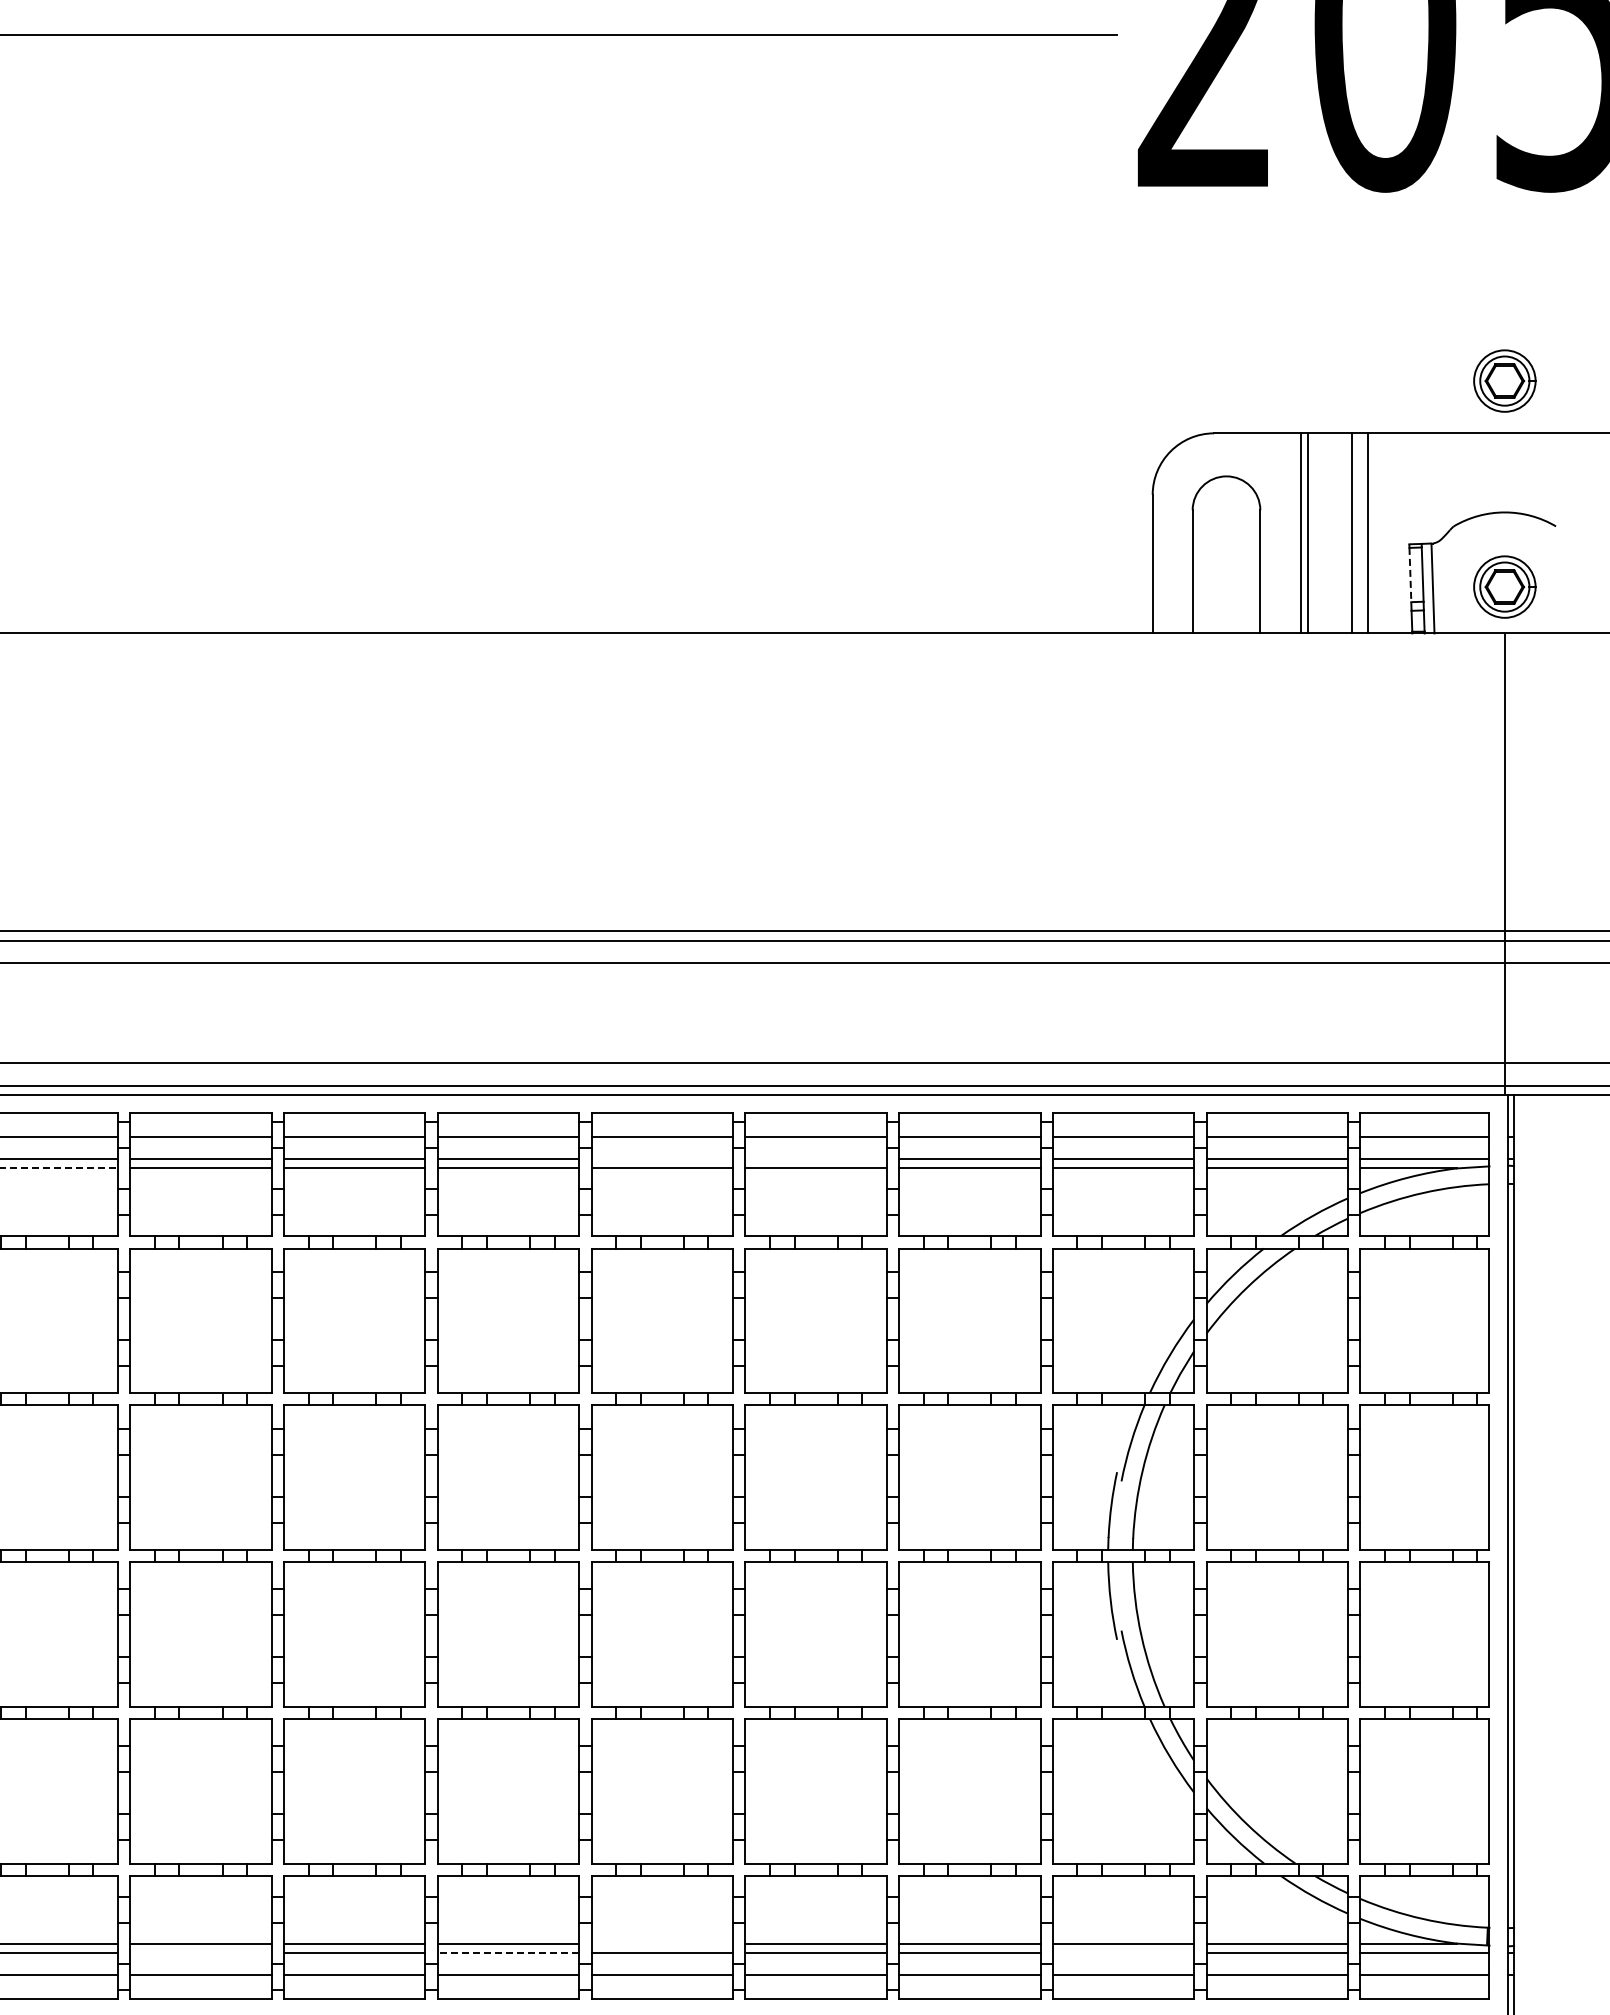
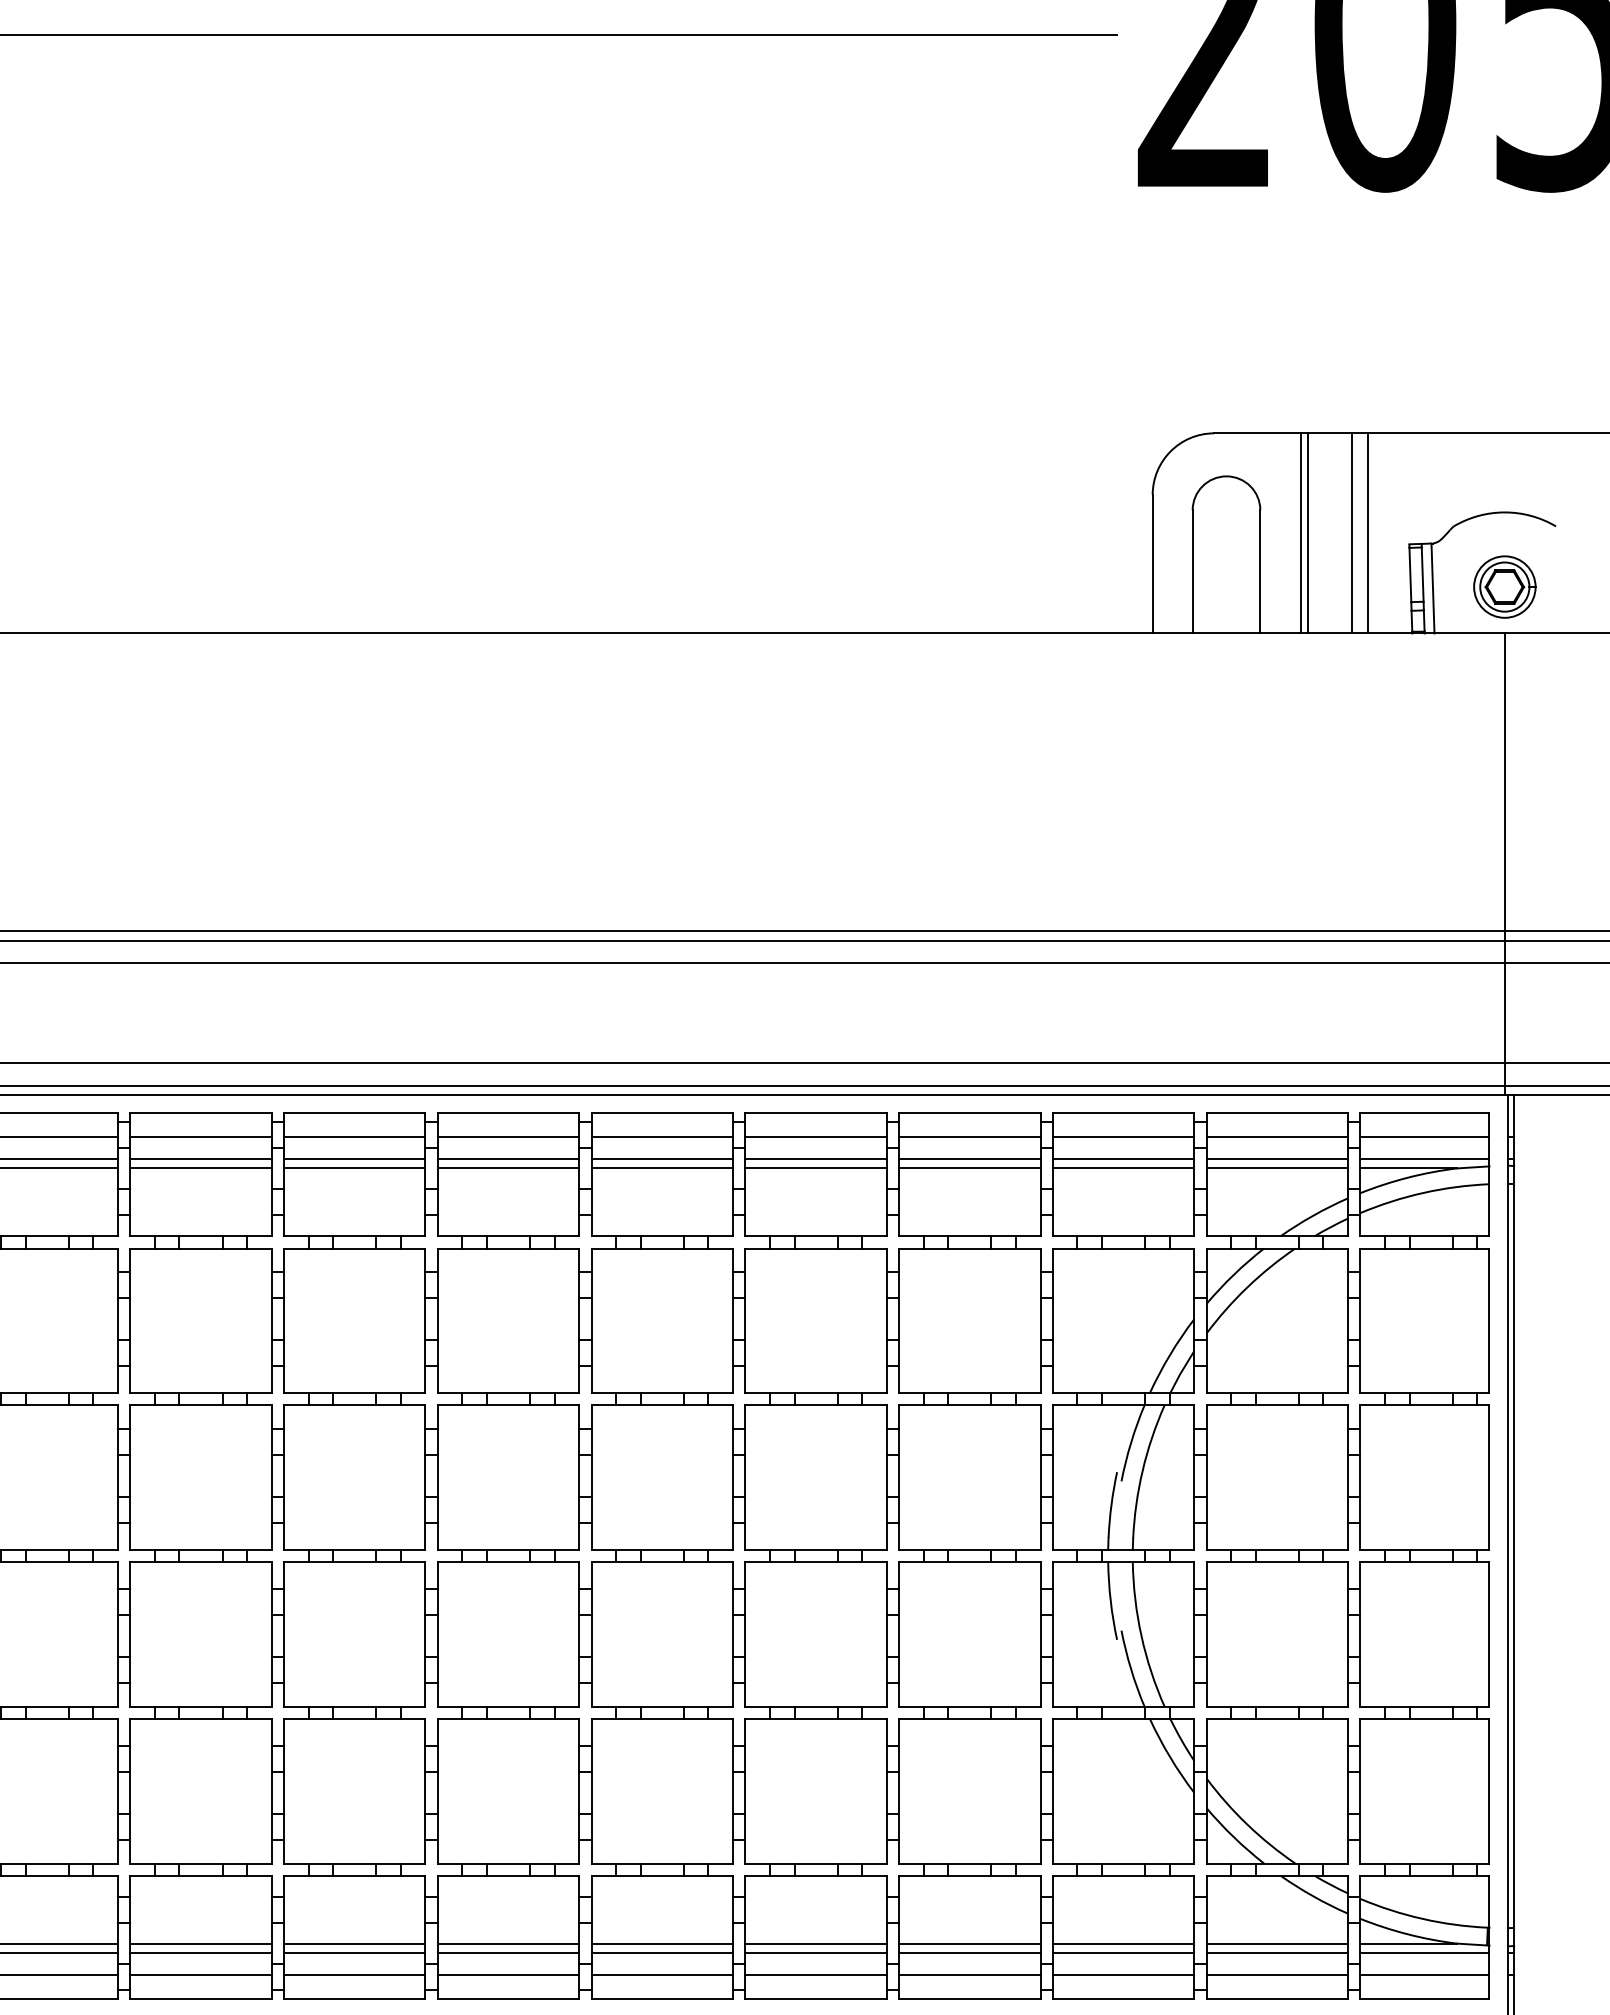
part: present -> none (1504, 380)
line: dashed -> solid (1410, 575)
line: none -> present (662, 1159)
line: none -> present (815, 1159)
line: dashed -> solid (59, 1168)
line: none -> present (662, 1943)
line: none -> present (200, 1952)
line: dashed -> solid (508, 1952)
line: none -> present (1123, 1952)
